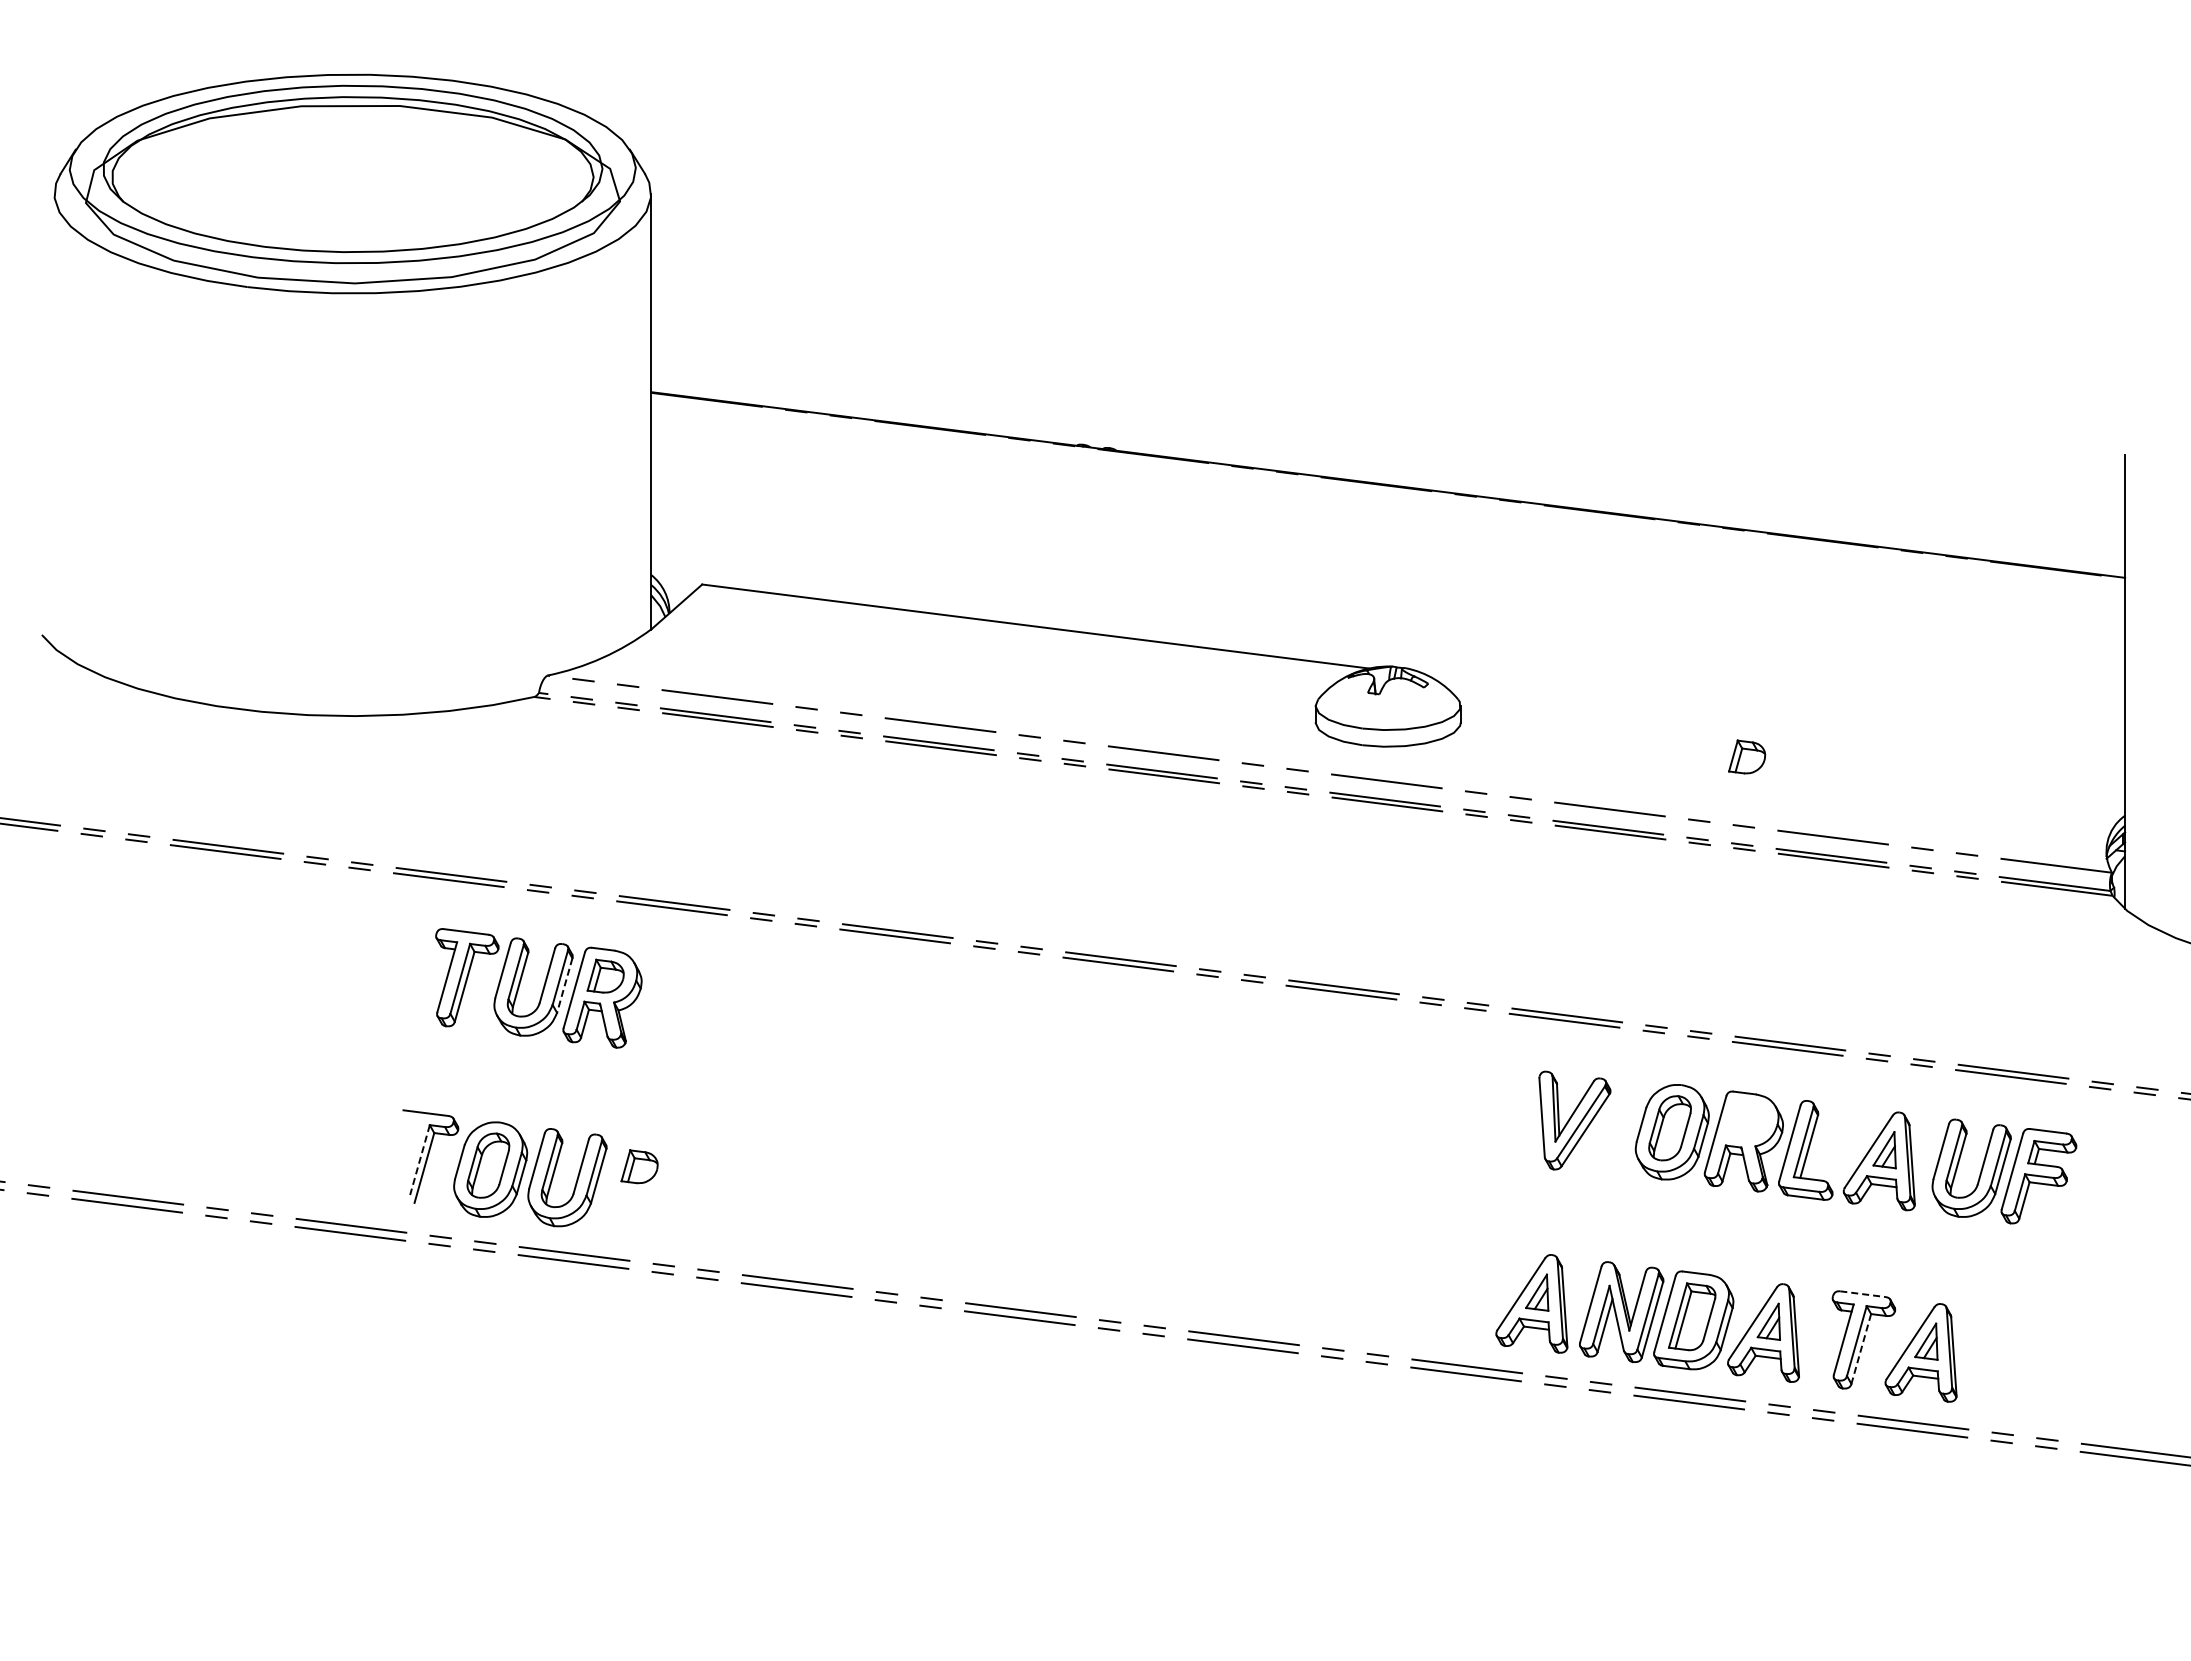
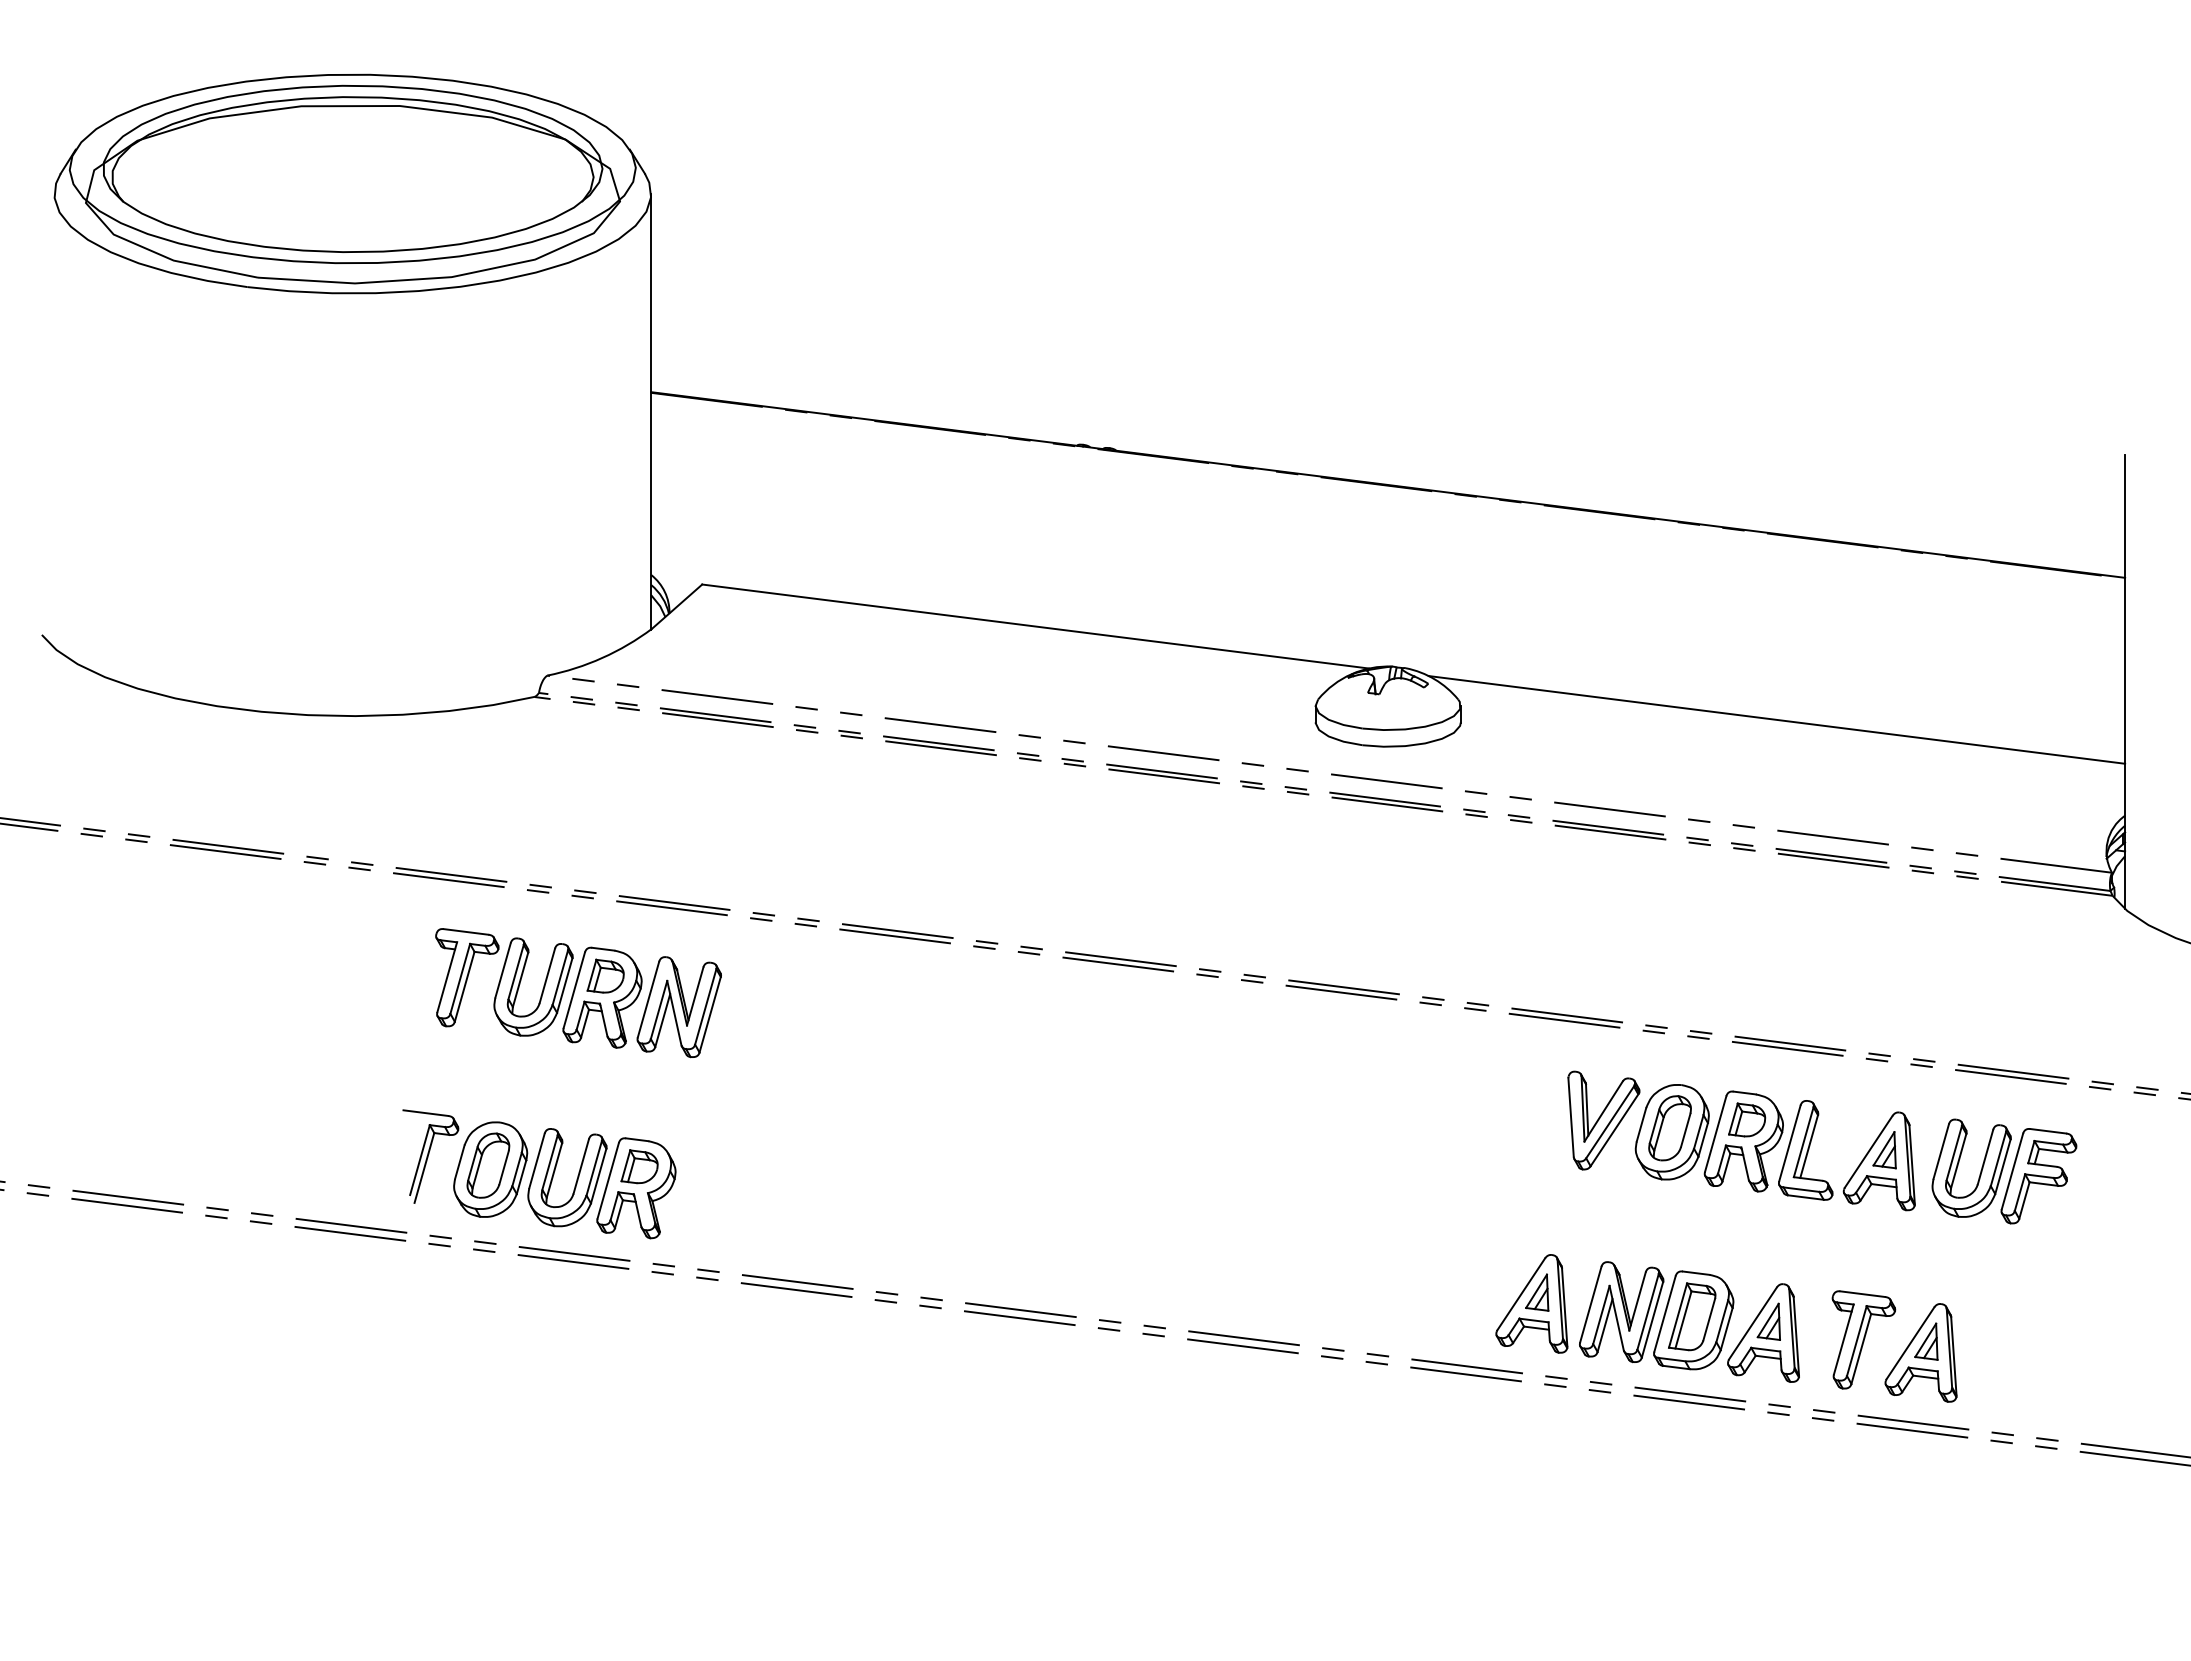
line: none -> present (1776, 719)
part position: (1747, 756) -> (1747, 1119) (1747, 1119)
line: dashed -> solid (564, 986)
part: none -> present (678, 1007)
part position: (1574, 1120) -> (1603, 1120) (1603, 1120)
line: dashed -> solid (419, 1160)
part: none -> present (636, 1188)
line: dashed -> solid (1862, 1294)
line: dashed -> solid (1861, 1349)
